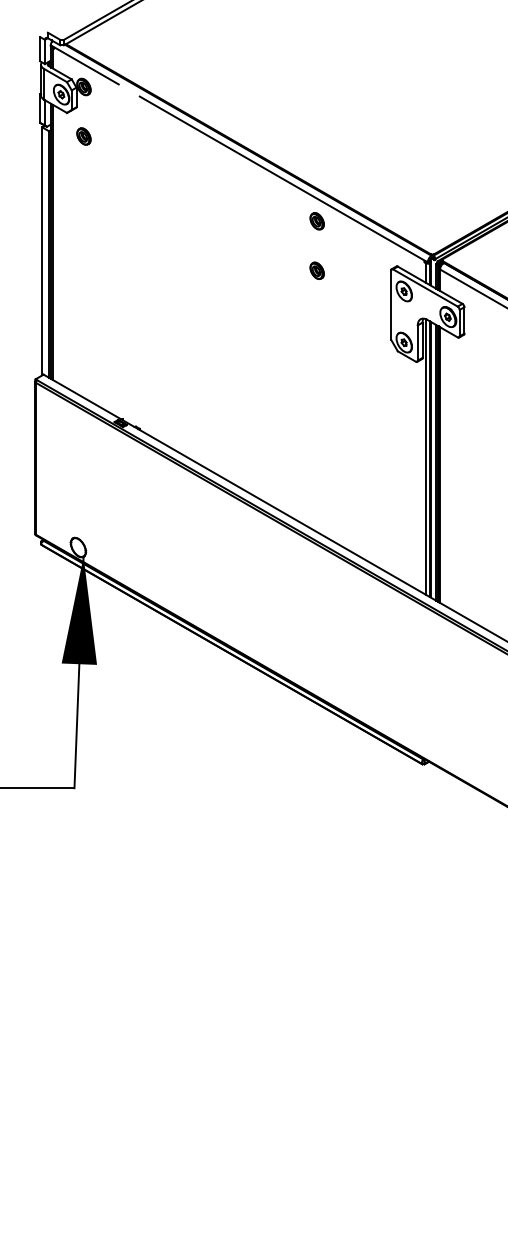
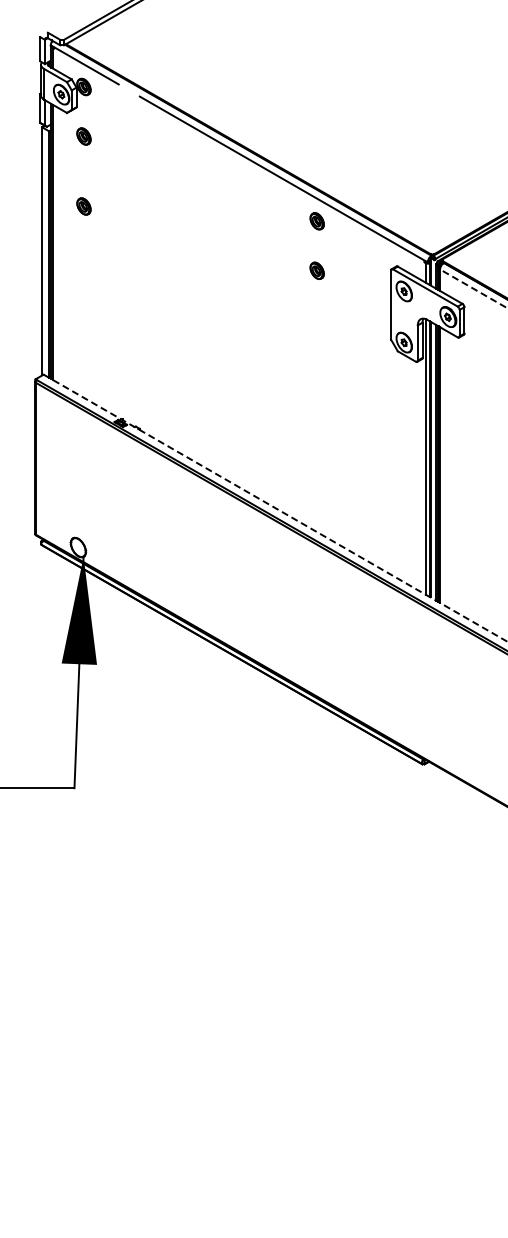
part: none -> present (83, 206)
line: solid -> dashed (473, 288)
line: solid -> dashed (275, 508)
